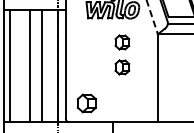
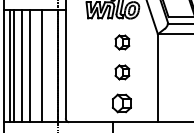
line: dashed -> solid (152, 17)
line: none -> present (13, 65)
line: none -> present (22, 65)
part position: (122, 67) -> (122, 72) (122, 72)
part position: (86, 103) -> (121, 103) (121, 103)
